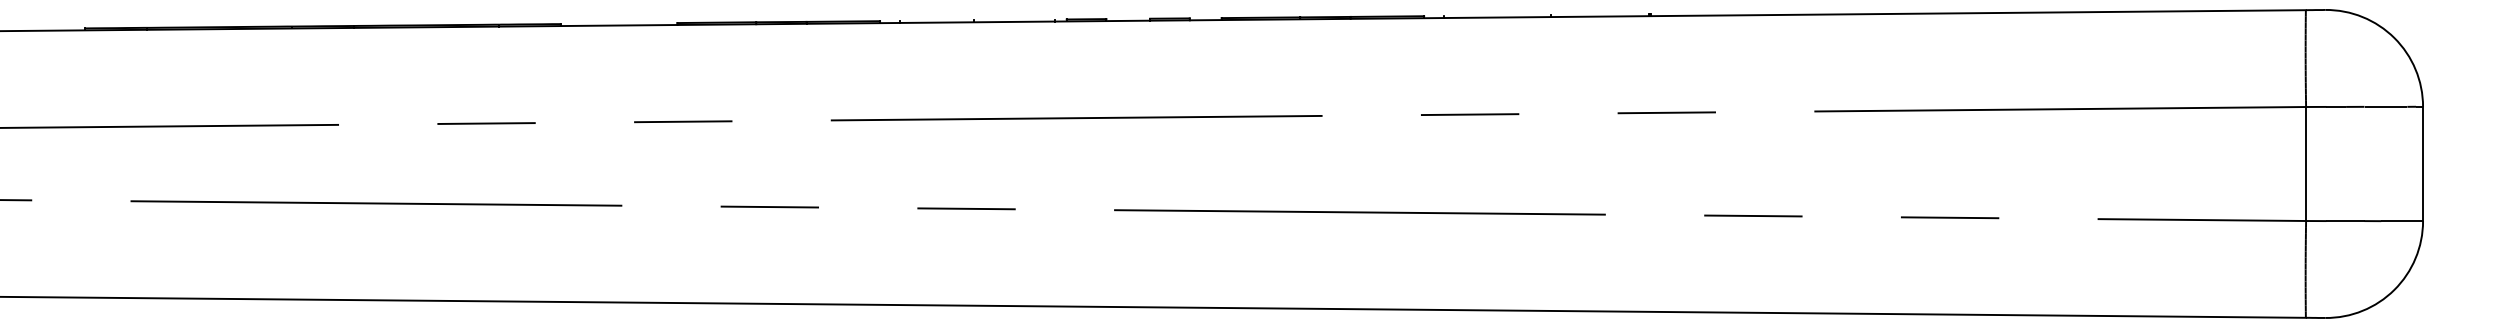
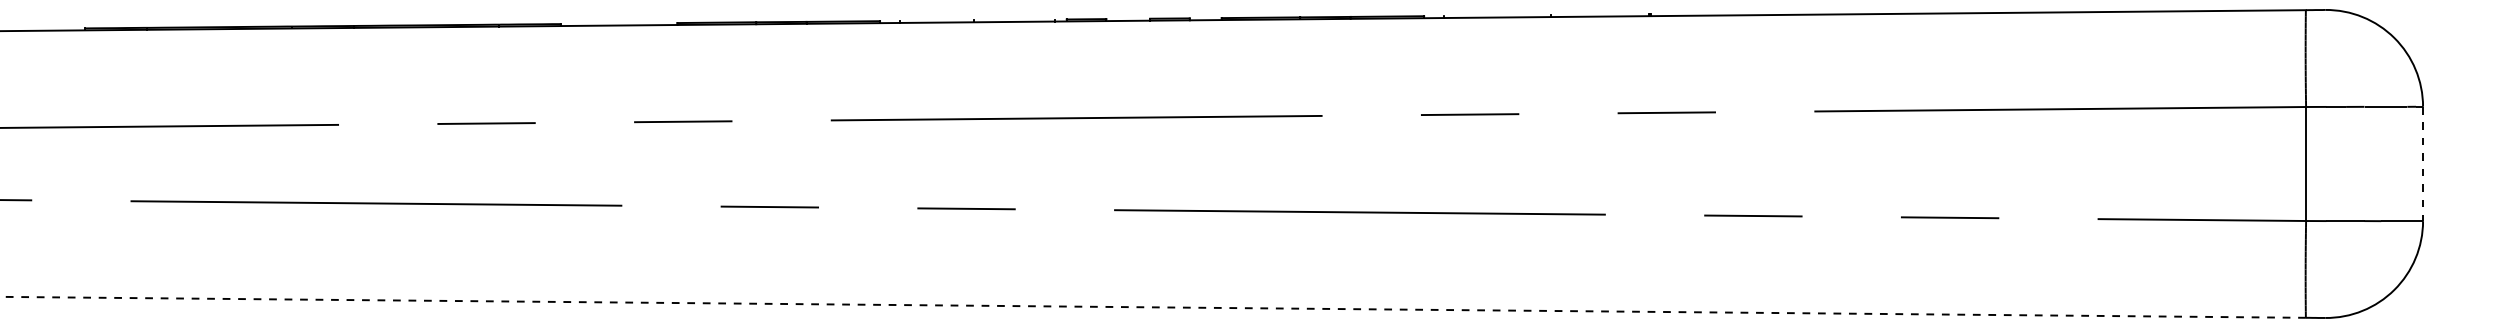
line: solid -> dashed (2423, 164)
line: solid -> dashed (1153, 307)
